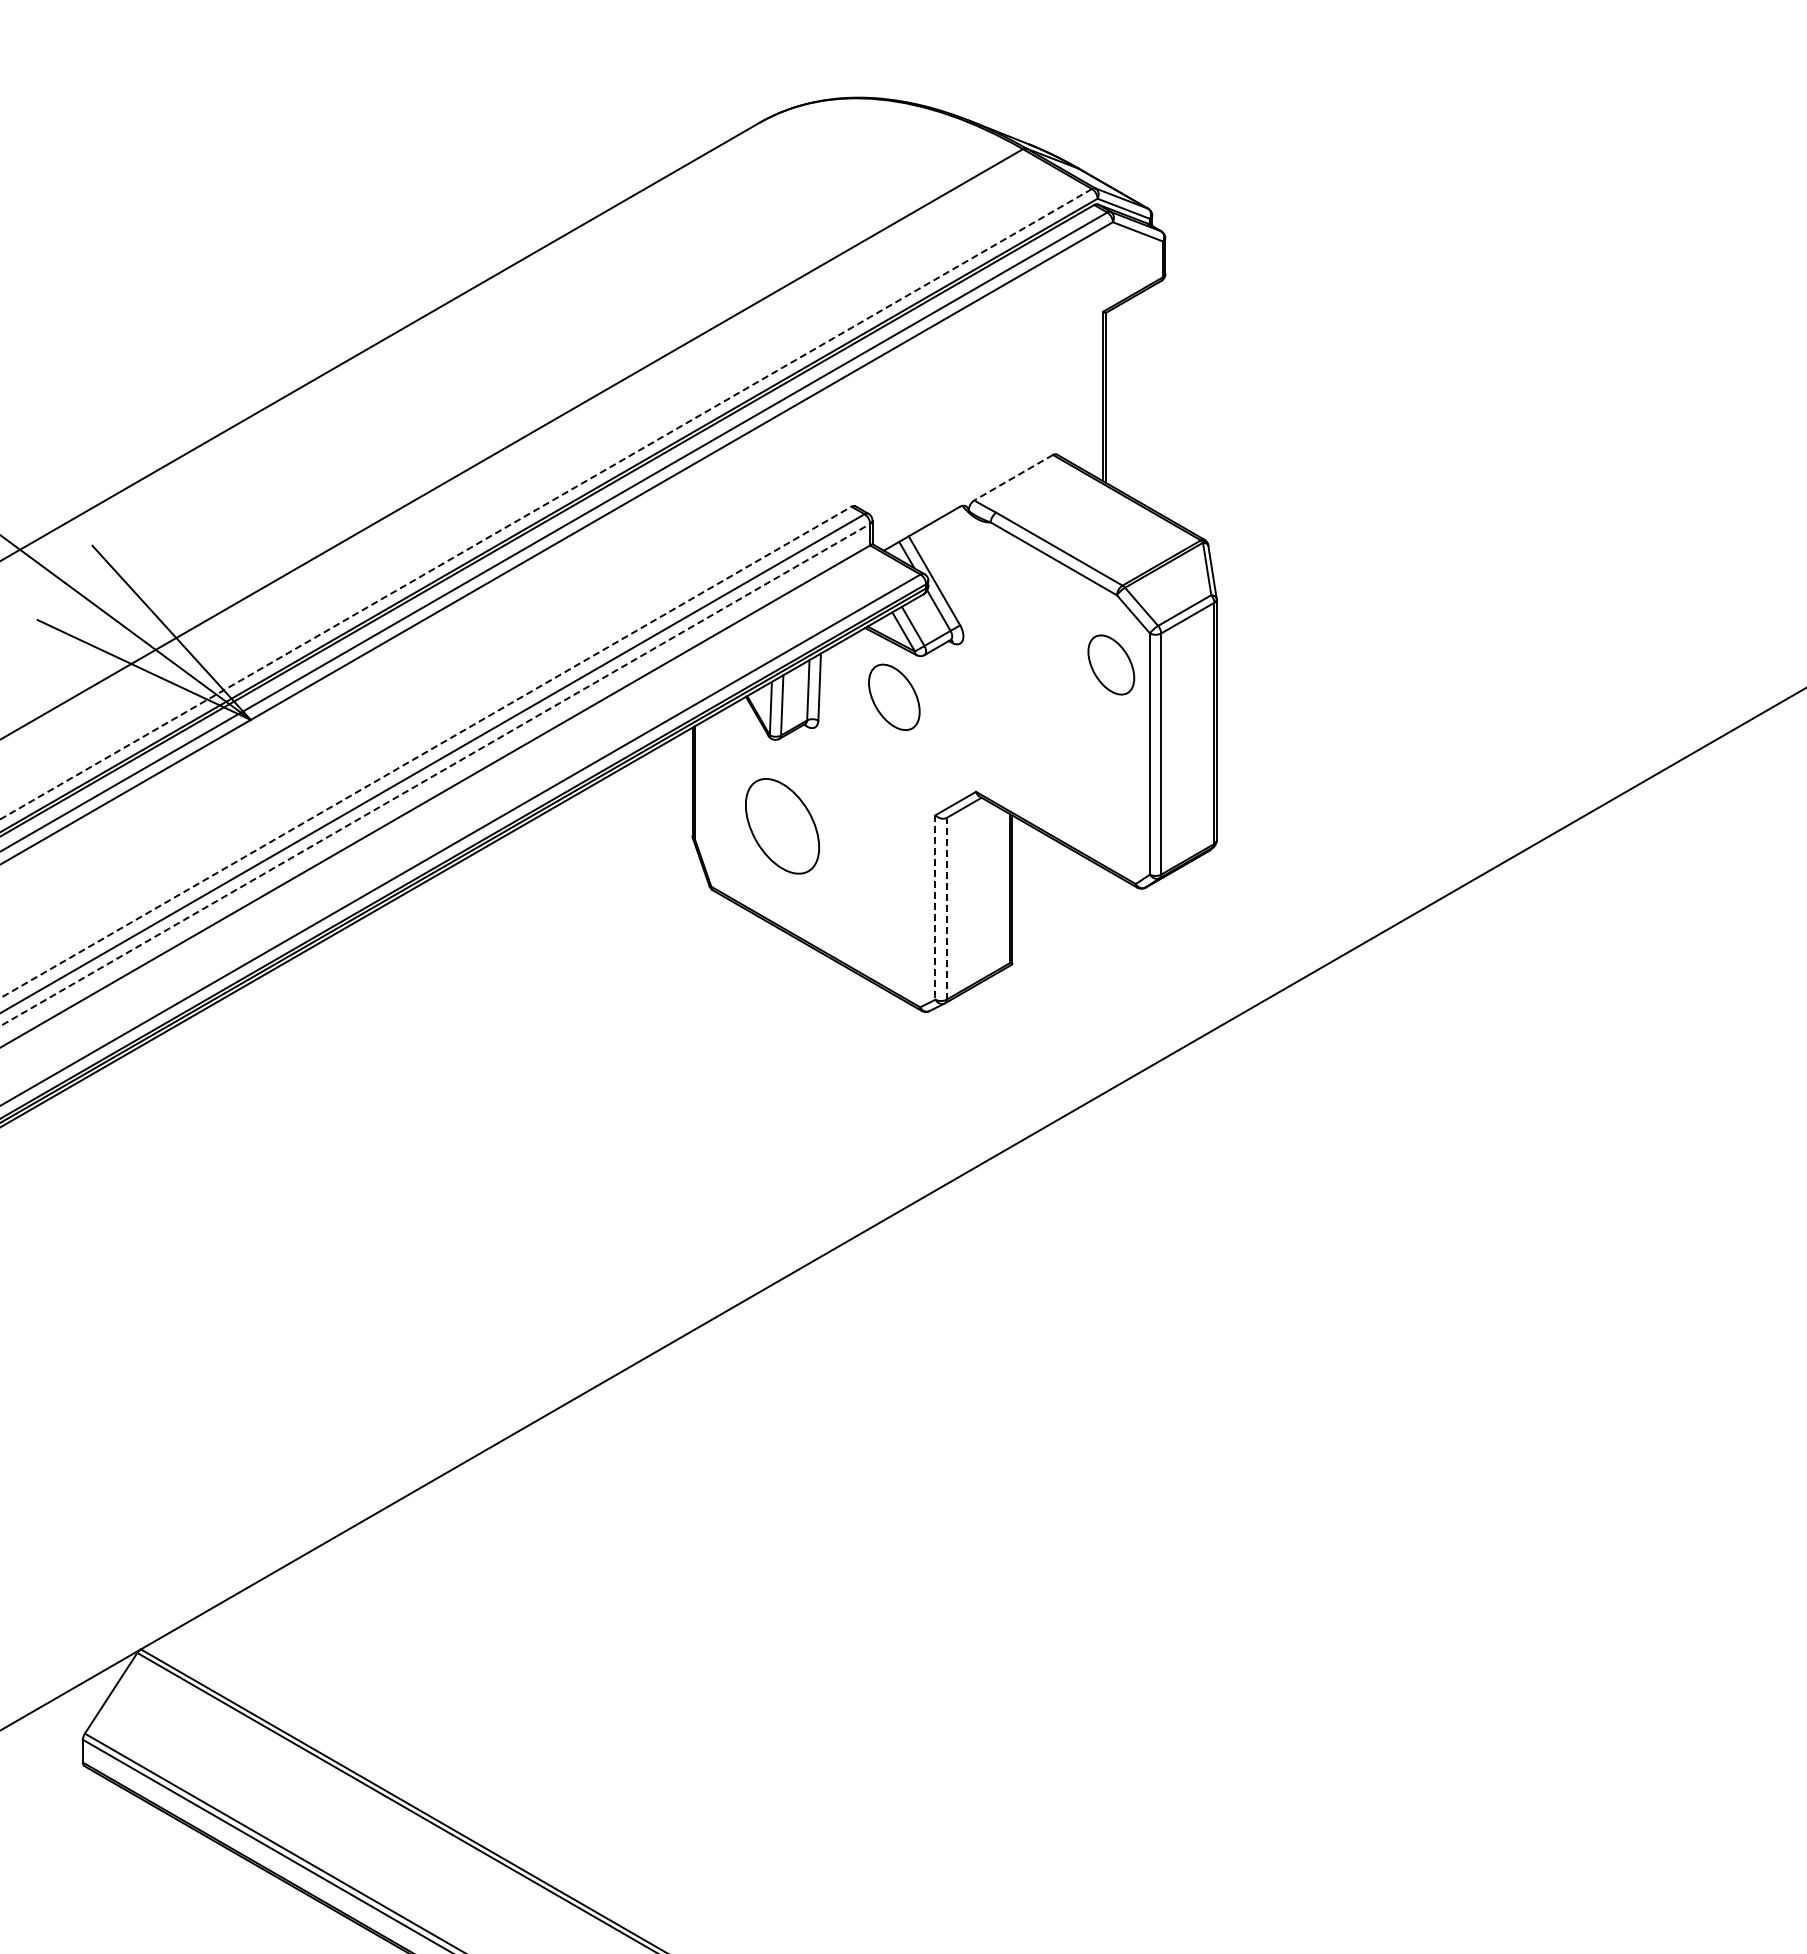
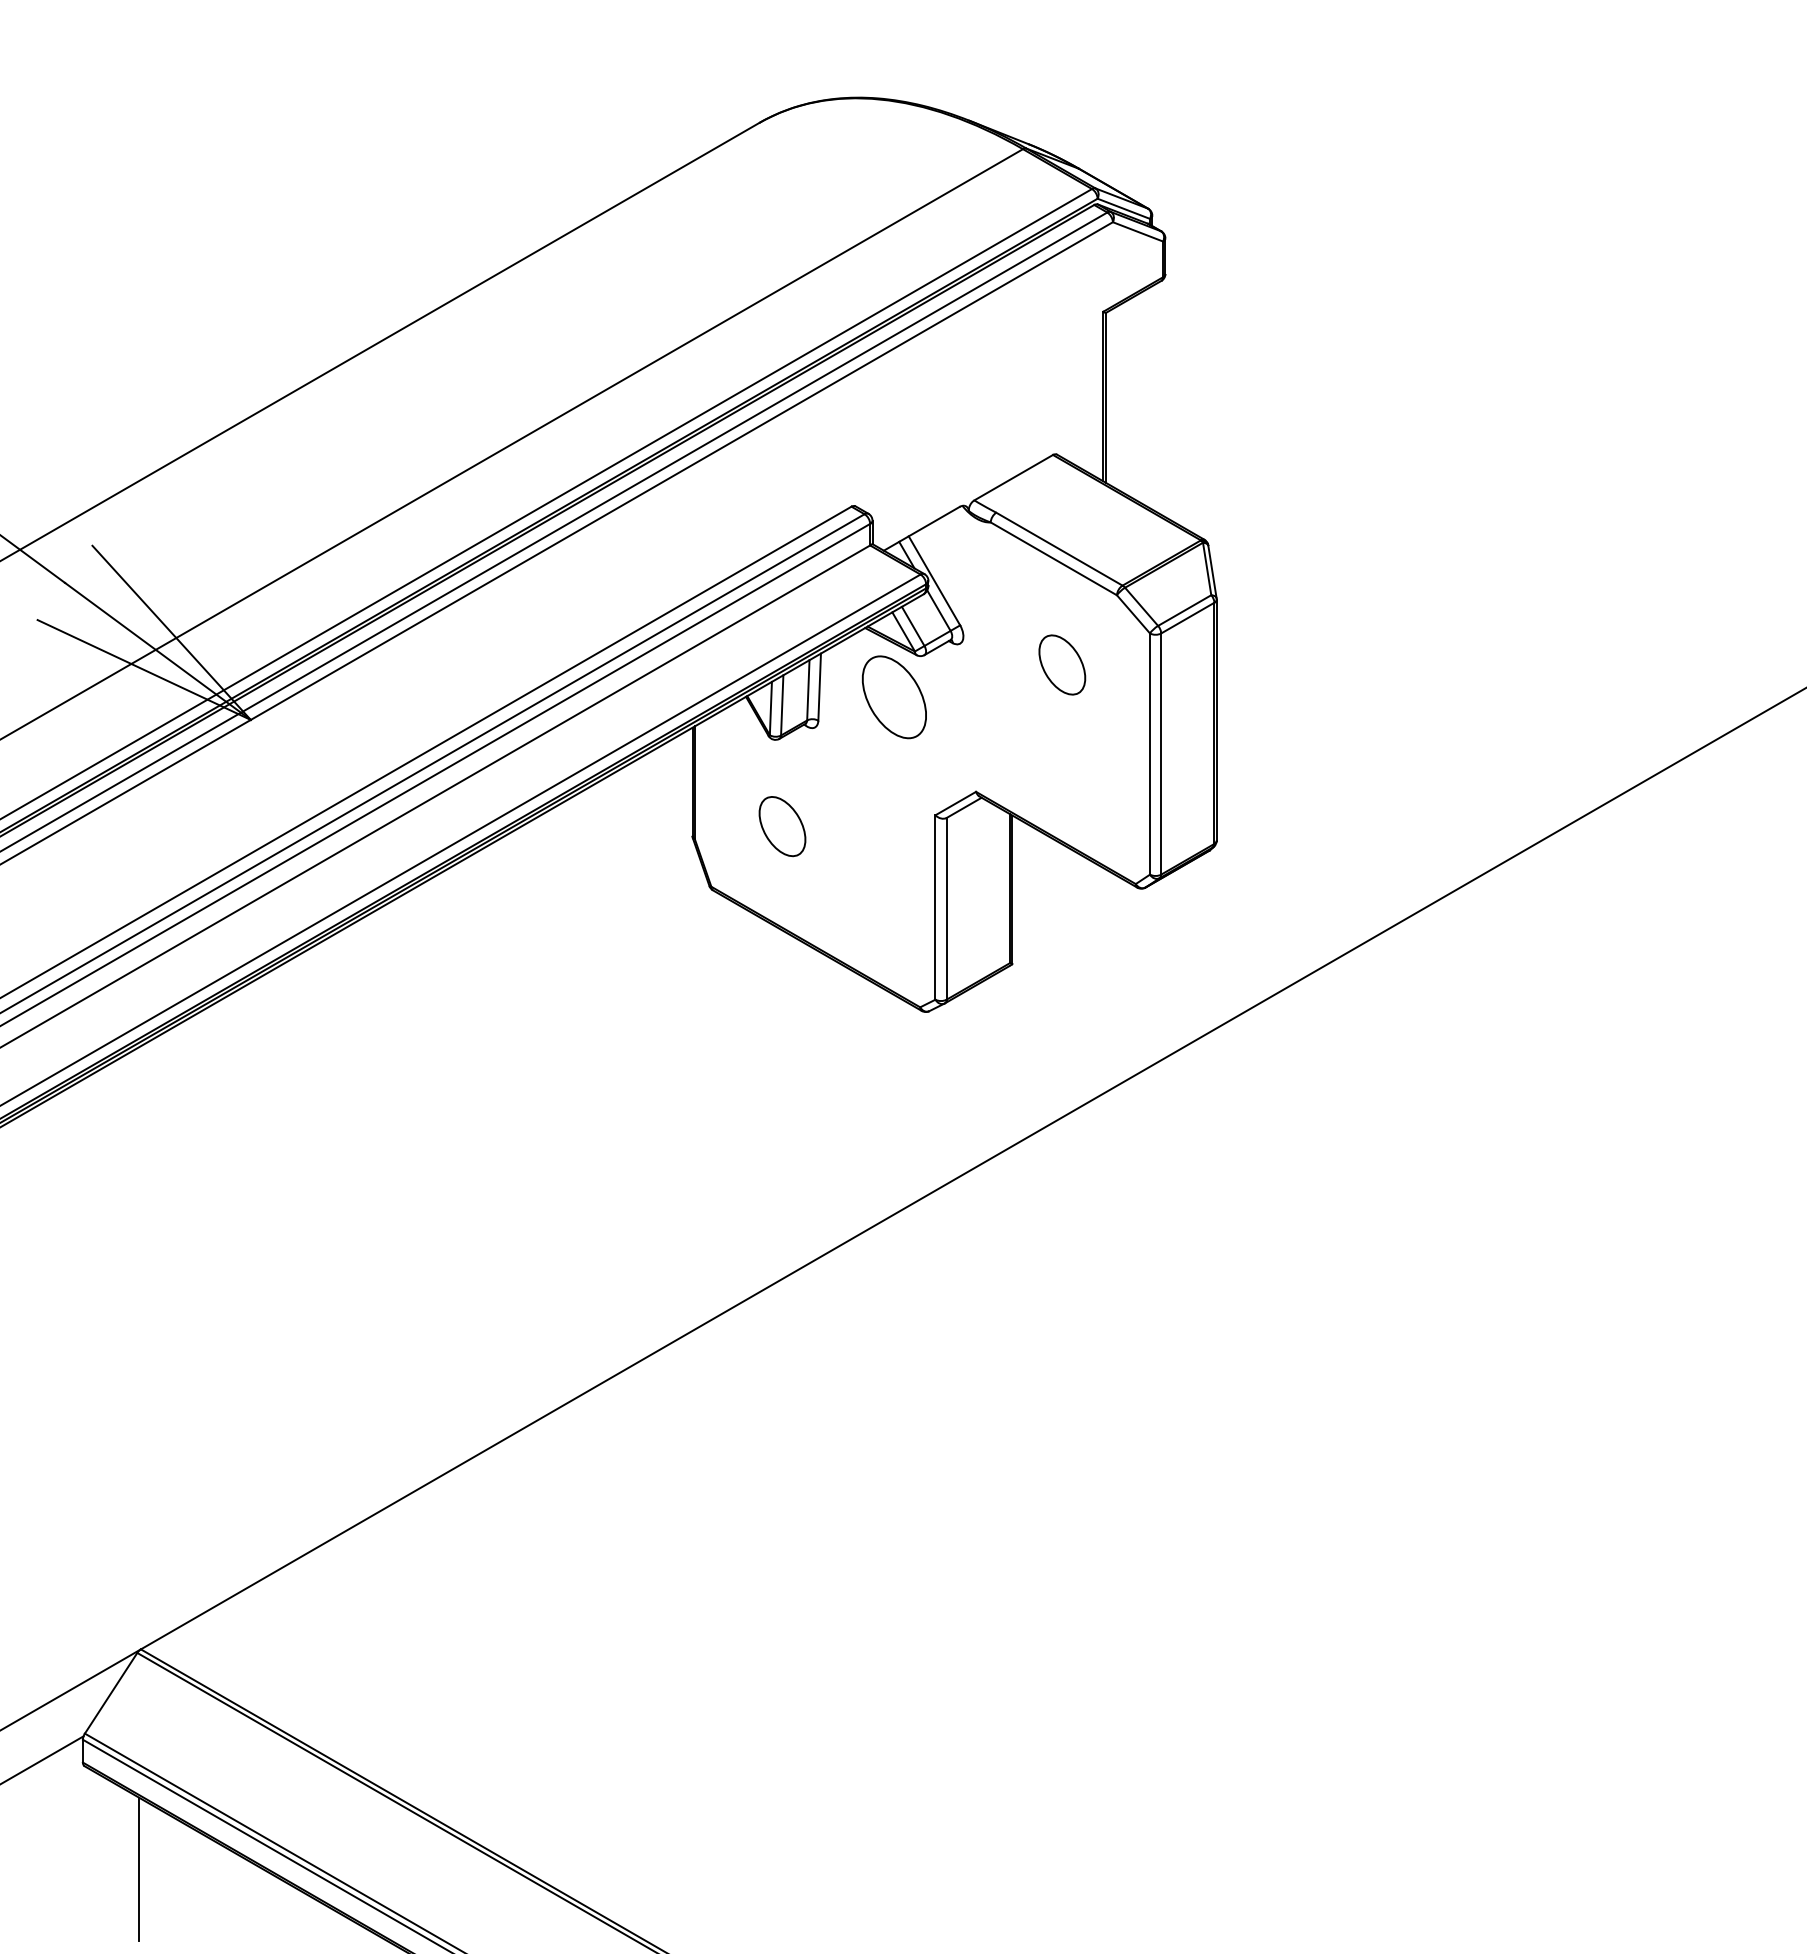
line: dashed -> solid (1013, 477)
line: dashed -> solid (545, 504)
part position: (1111, 664) -> (1062, 664) (1062, 664)
part size: 53x68 px -> 66x85 px (893, 697)
line: dashed -> solid (426, 752)
line: dashed -> solid (435, 774)
part size: 75x97 px -> 49x62 px (782, 826)
line: dashed -> solid (935, 907)
line: dashed -> solid (946, 908)
line: none -> present (42, 1759)
line: none -> present (138, 1869)
